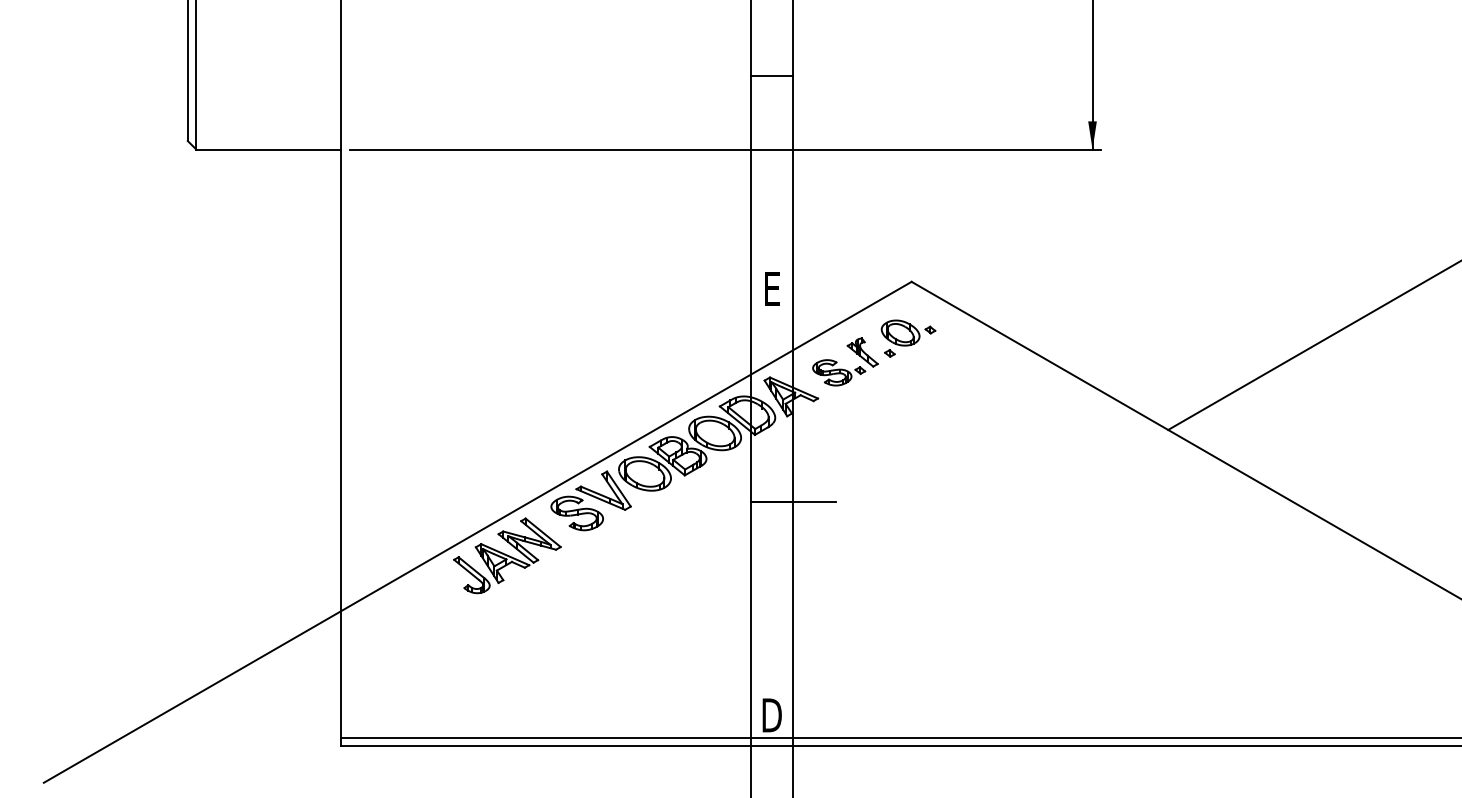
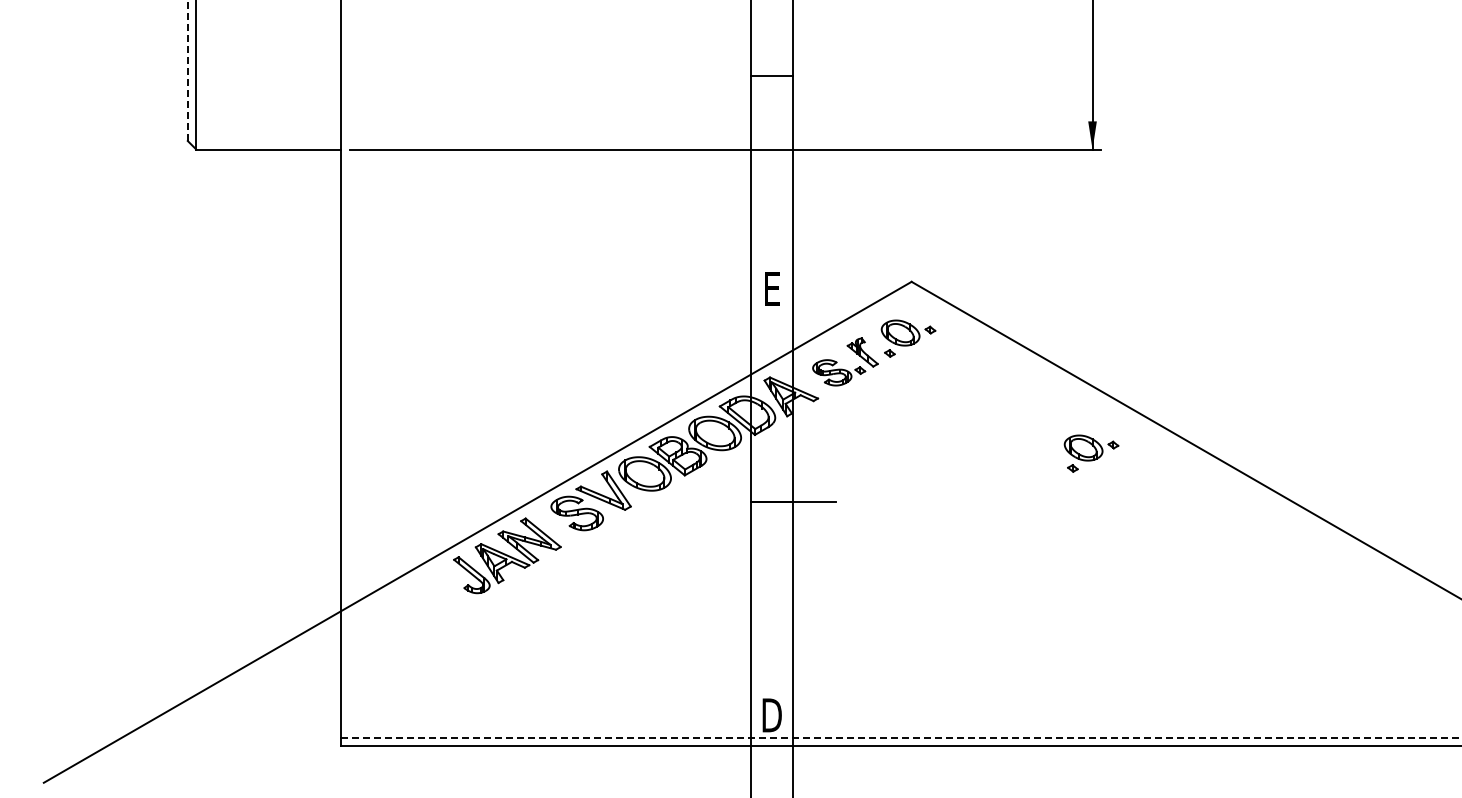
line: solid -> dashed (187, 70)
line: present -> none (1313, 345)
part: none -> present (1091, 453)
line: solid -> dashed (901, 737)
